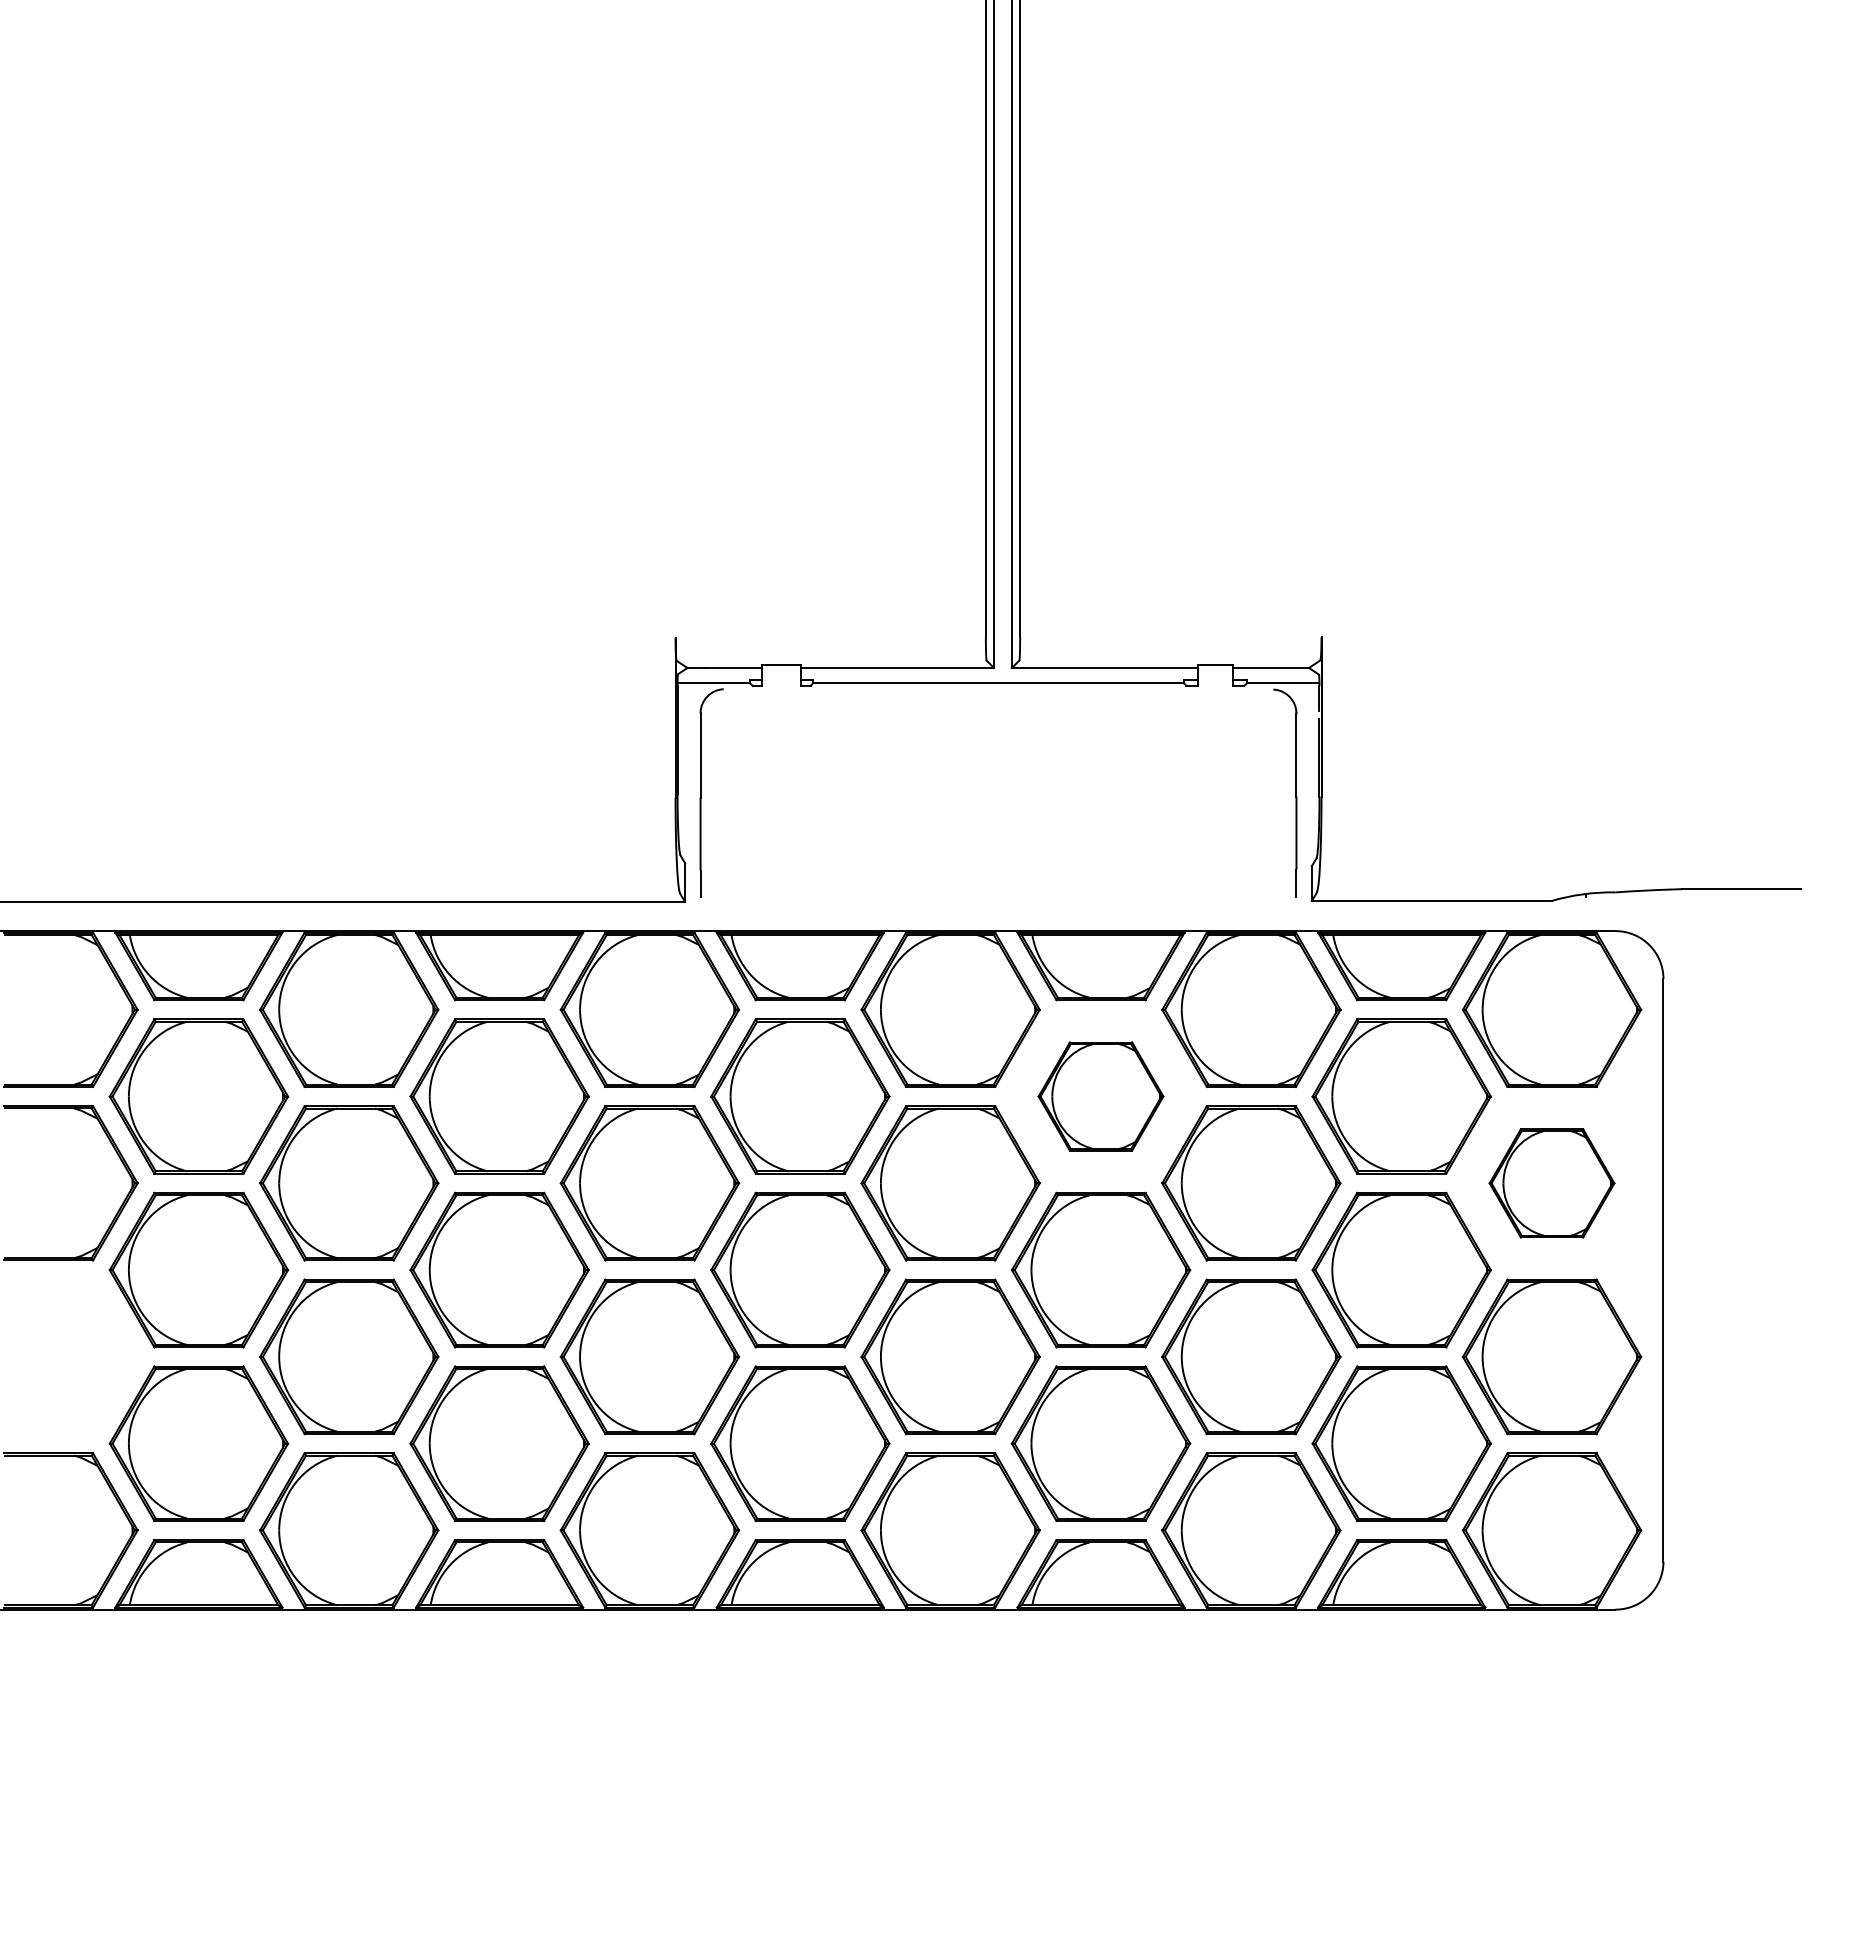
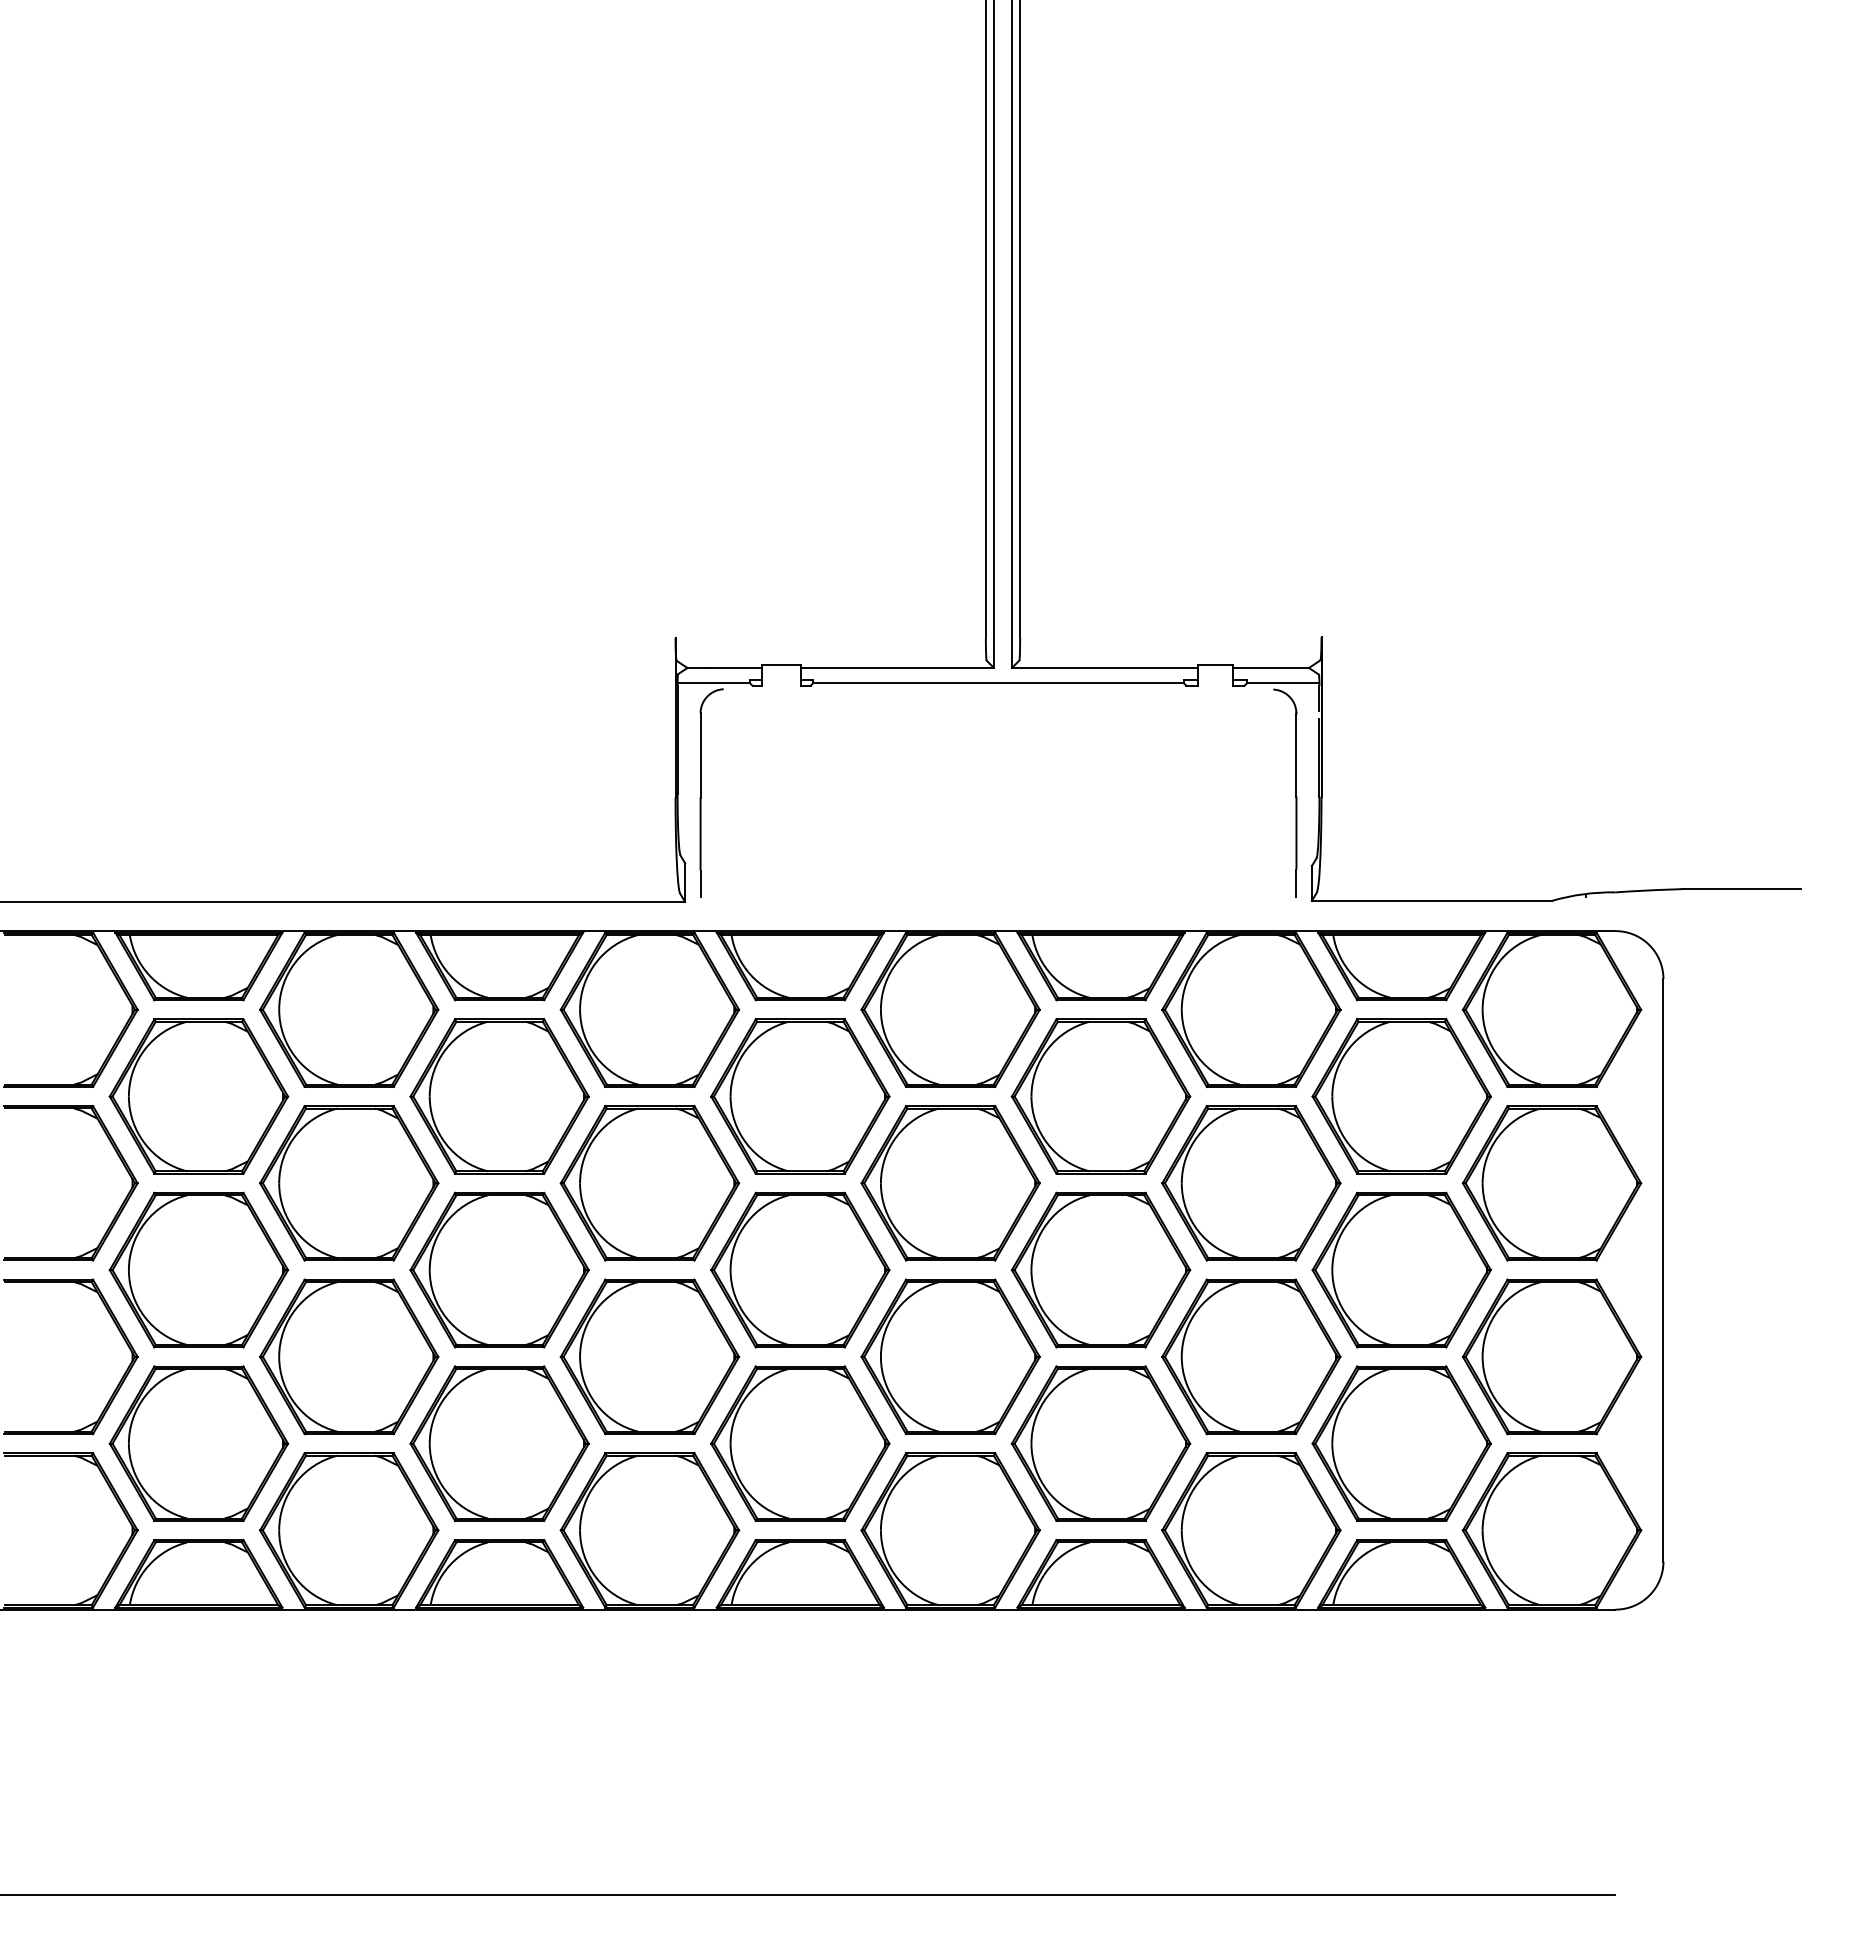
part size: 128x111 px -> 182x157 px (1100, 1096)
part size: 128x111 px -> 182x157 px (1551, 1183)
part: none -> present (116, 1327)
line: none -> present (808, 1895)
